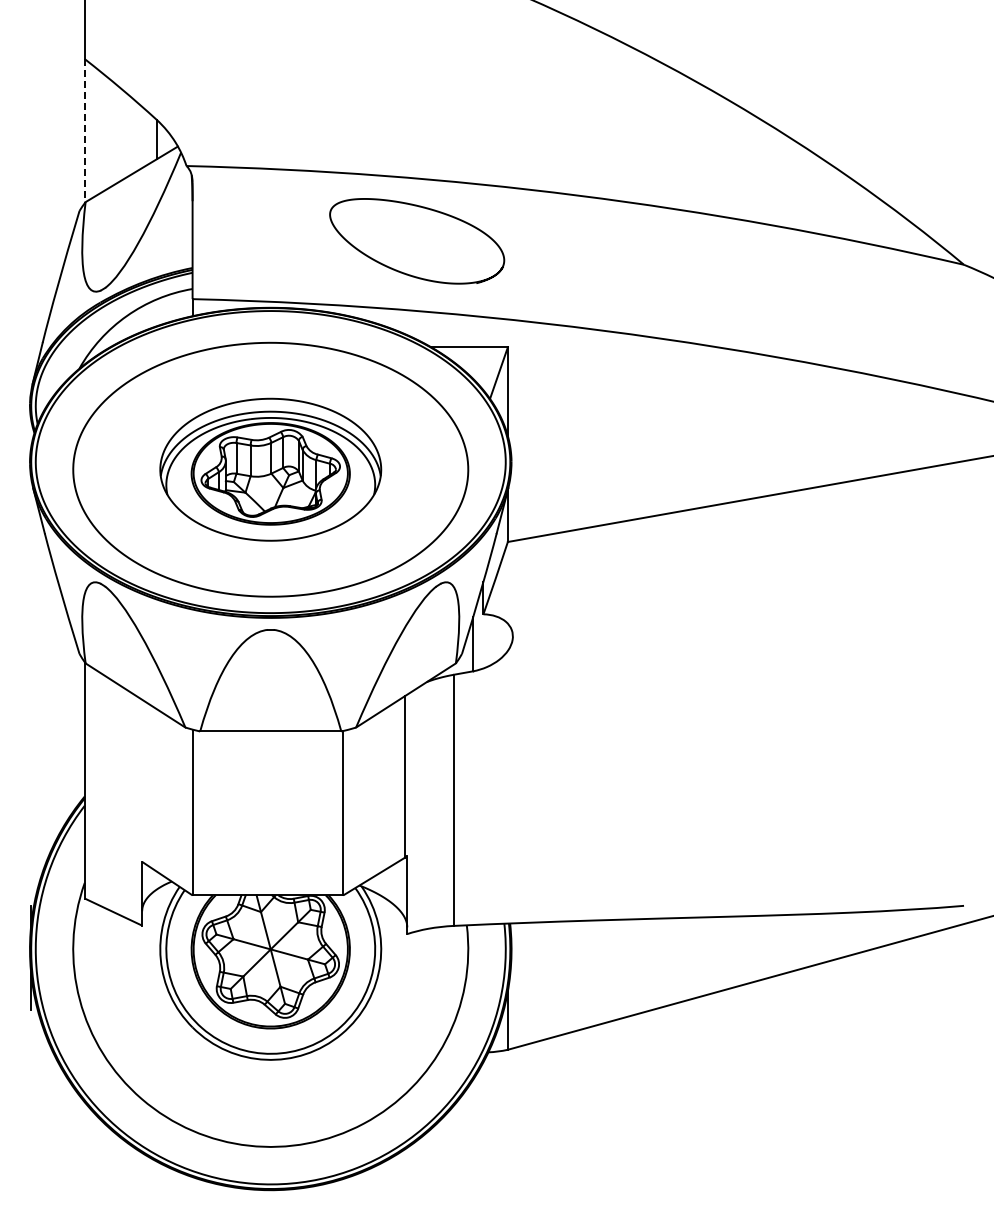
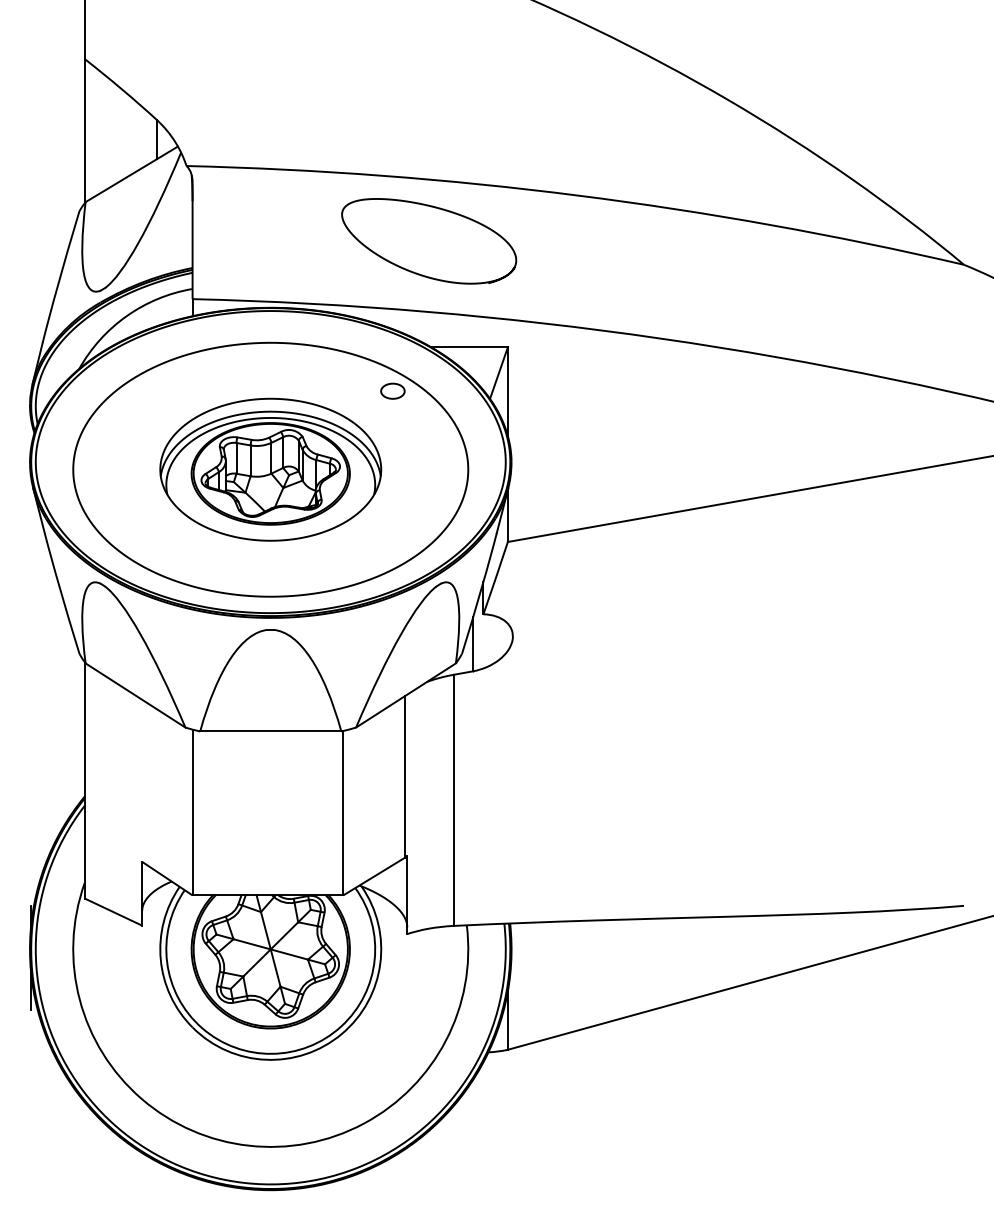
line: dashed -> solid (84, 131)
curve position: (426, 209) -> (438, 209) (438, 209)
part: none -> present (392, 390)
